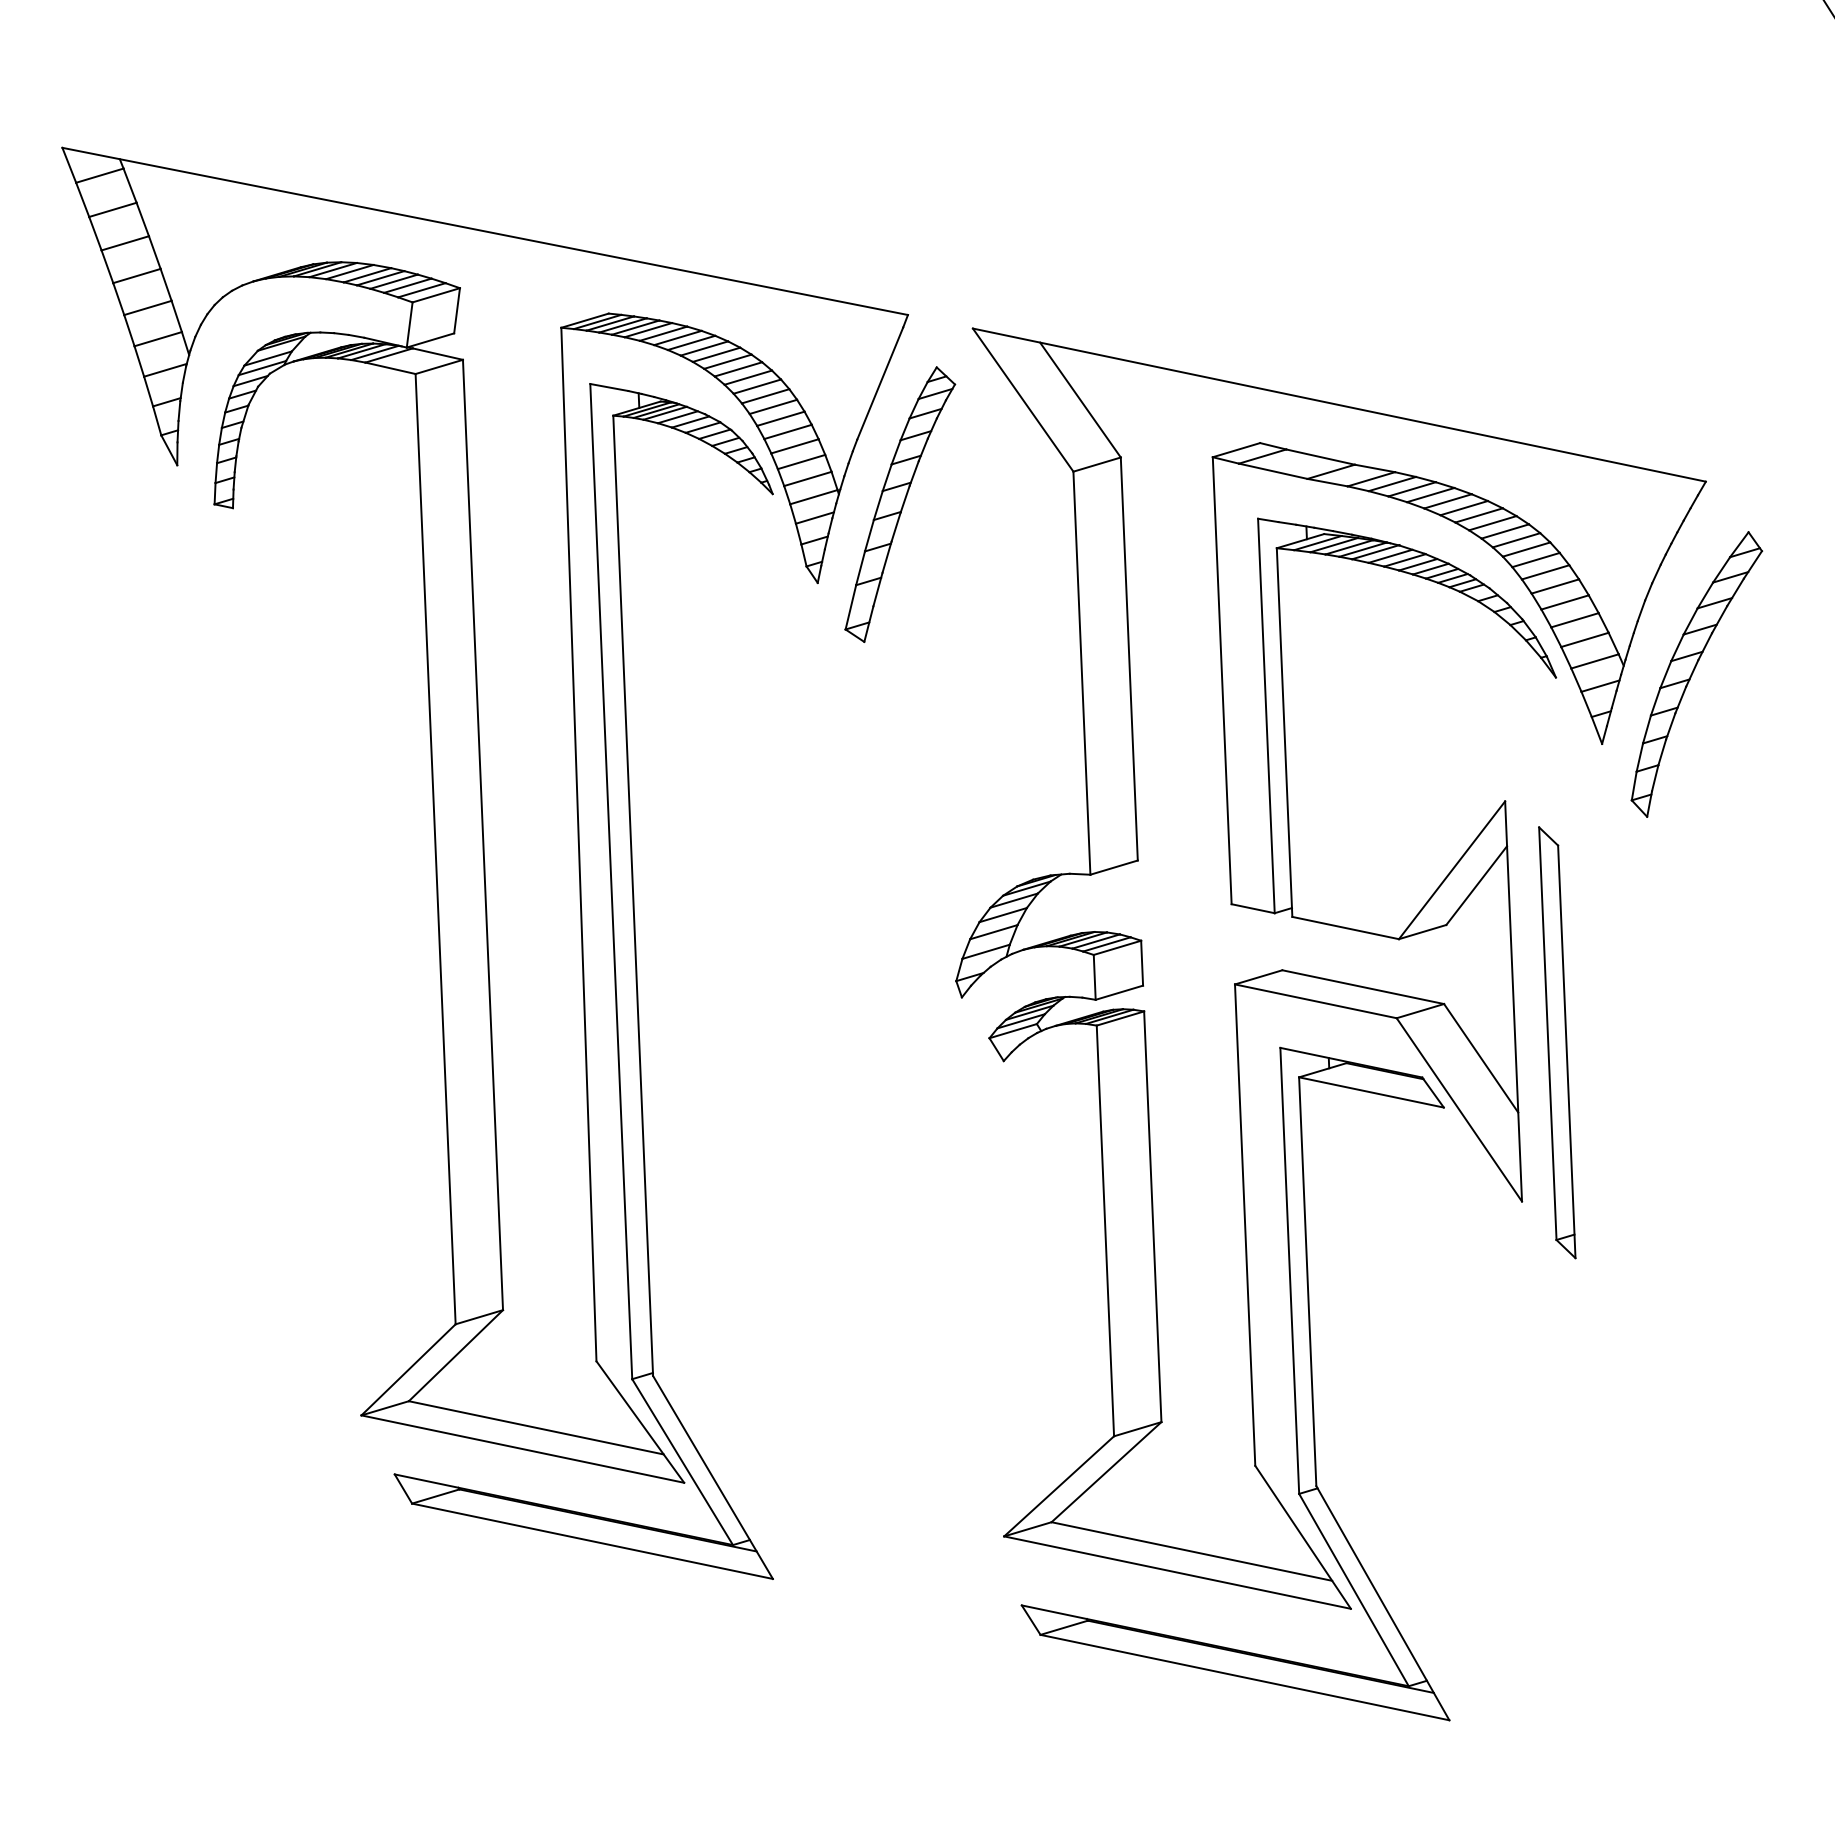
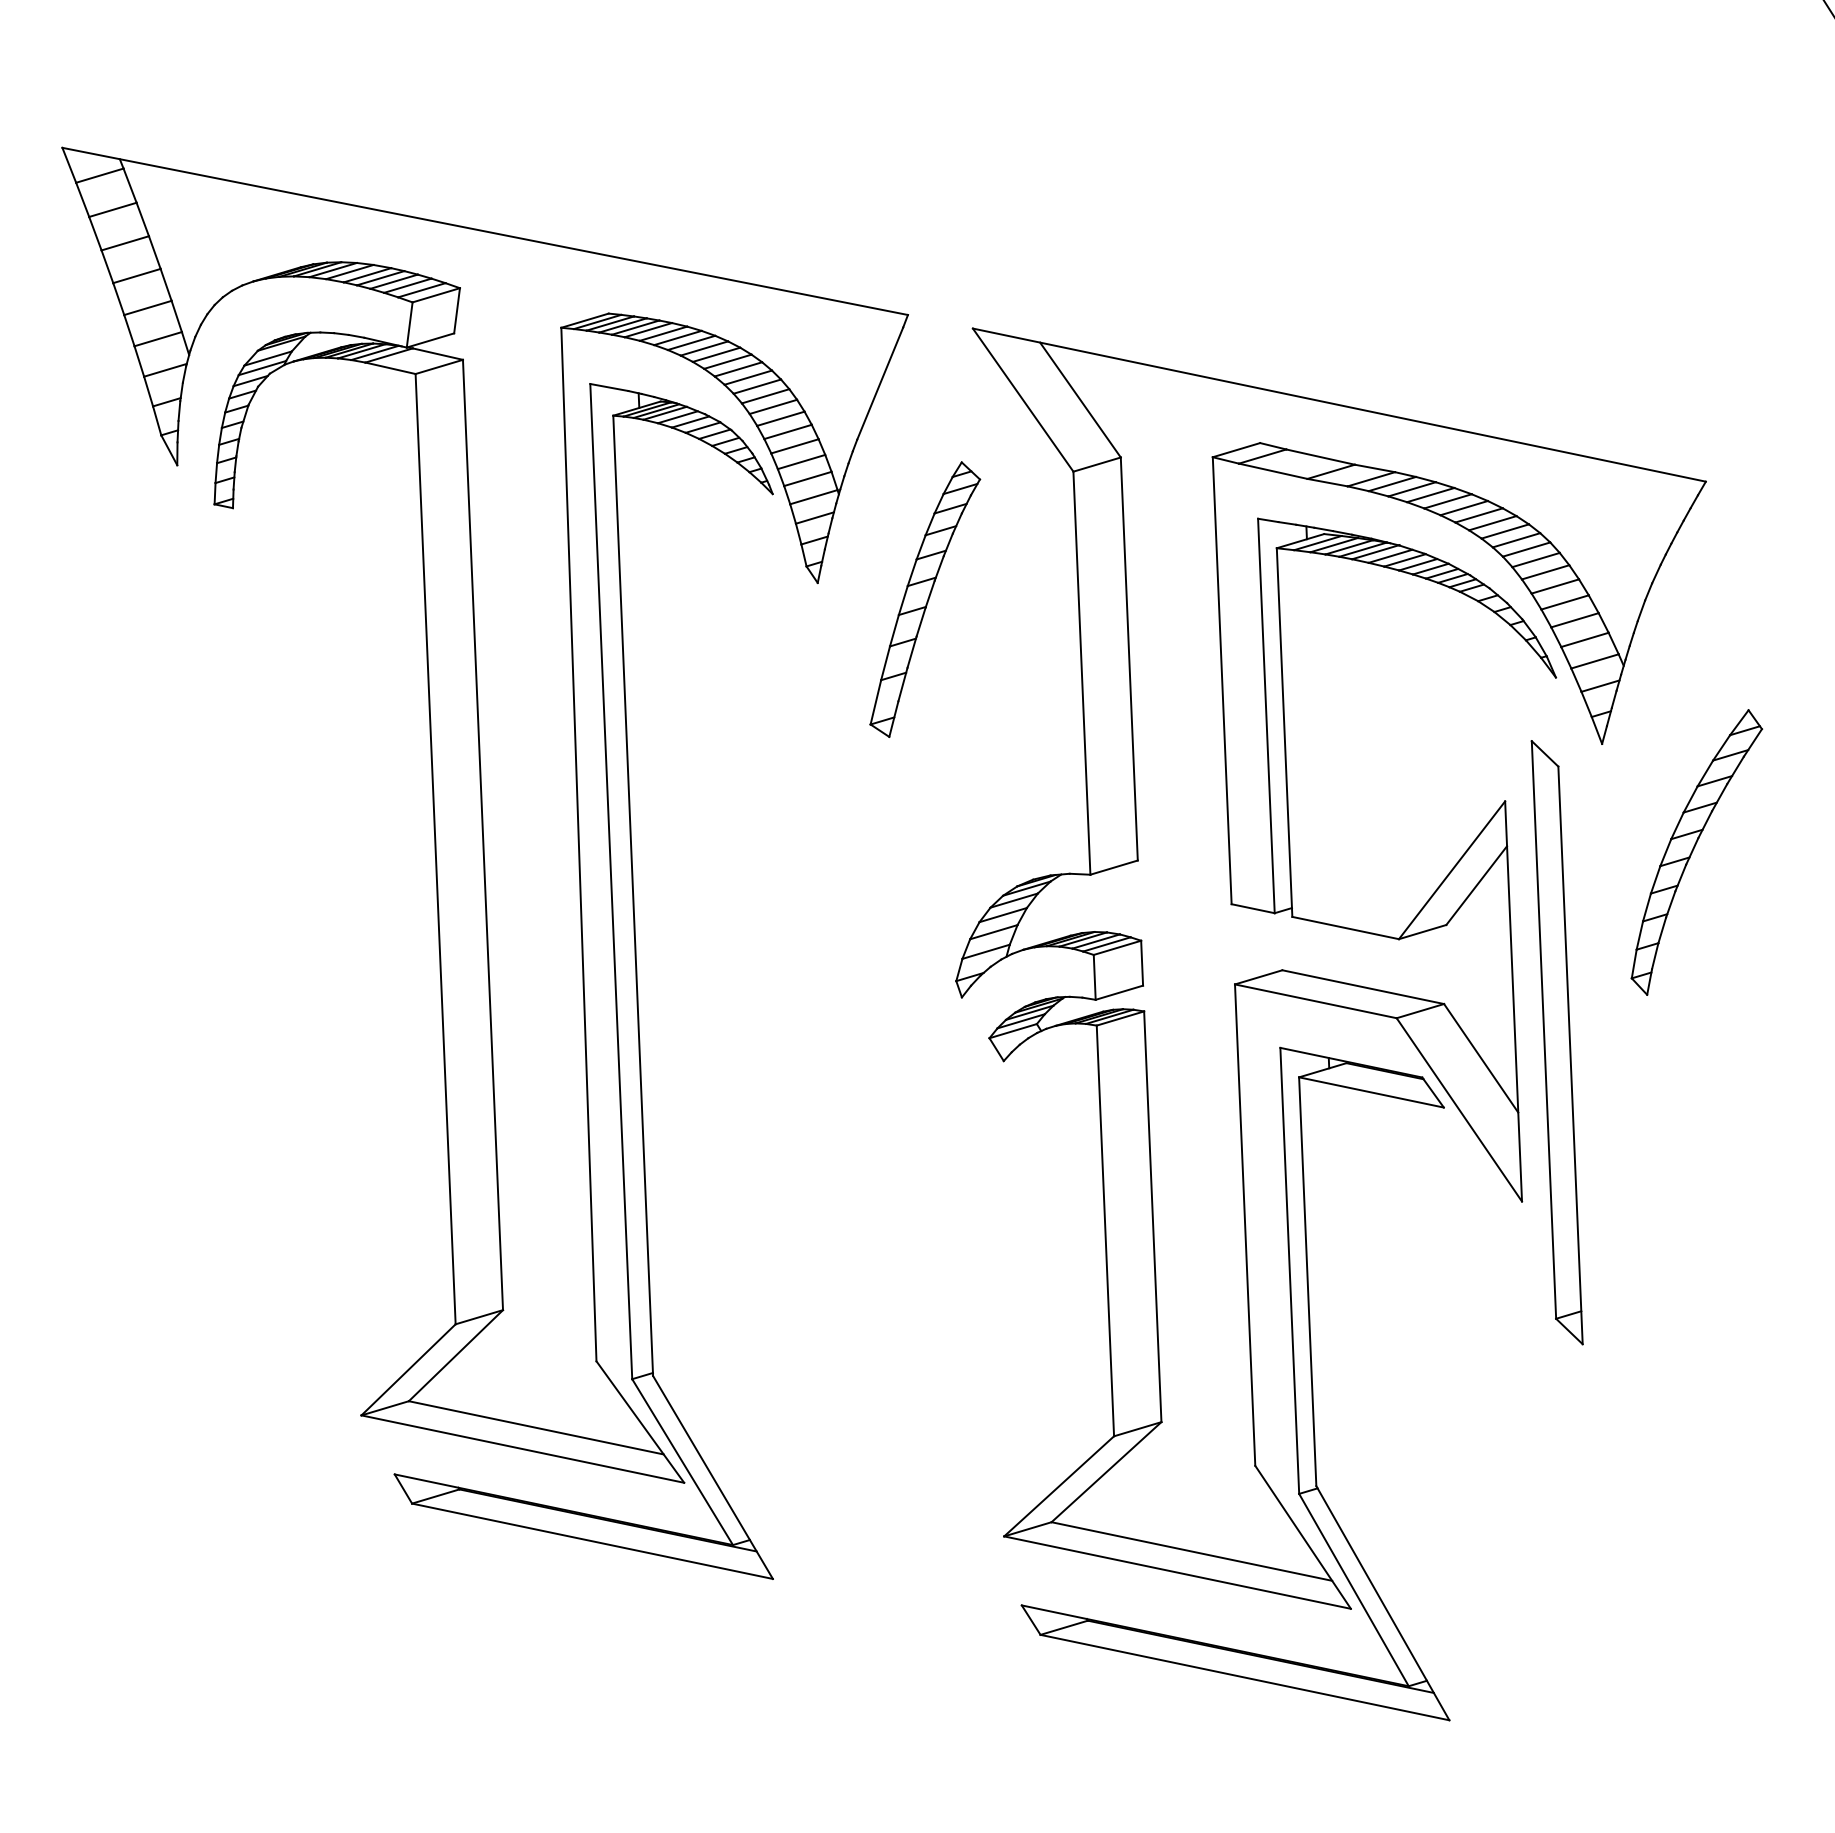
part position: (900, 504) -> (925, 599) (925, 599)
part position: (1696, 674) -> (1696, 852) (1696, 852)
part size: 39x434 px -> 54x606 px (1556, 1042)
